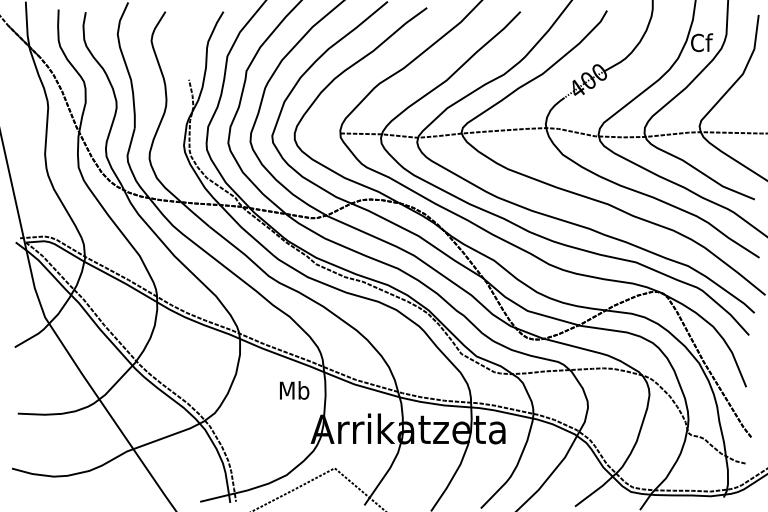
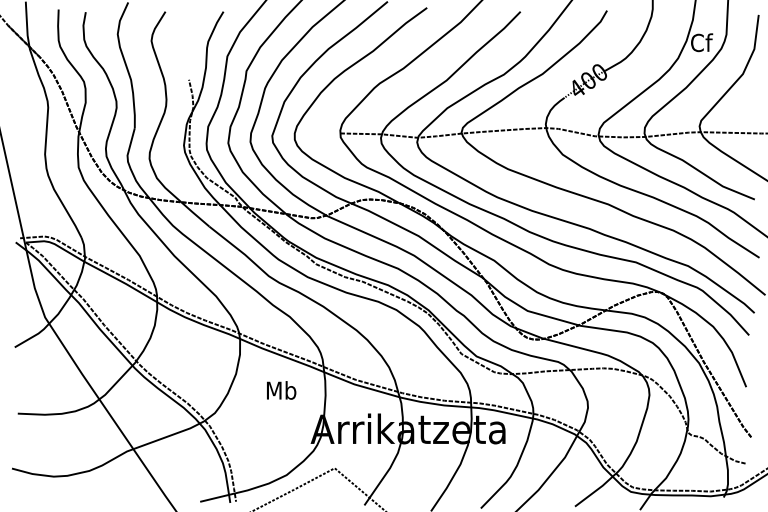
text position: (294, 390) -> (281, 390) (281, 390)
